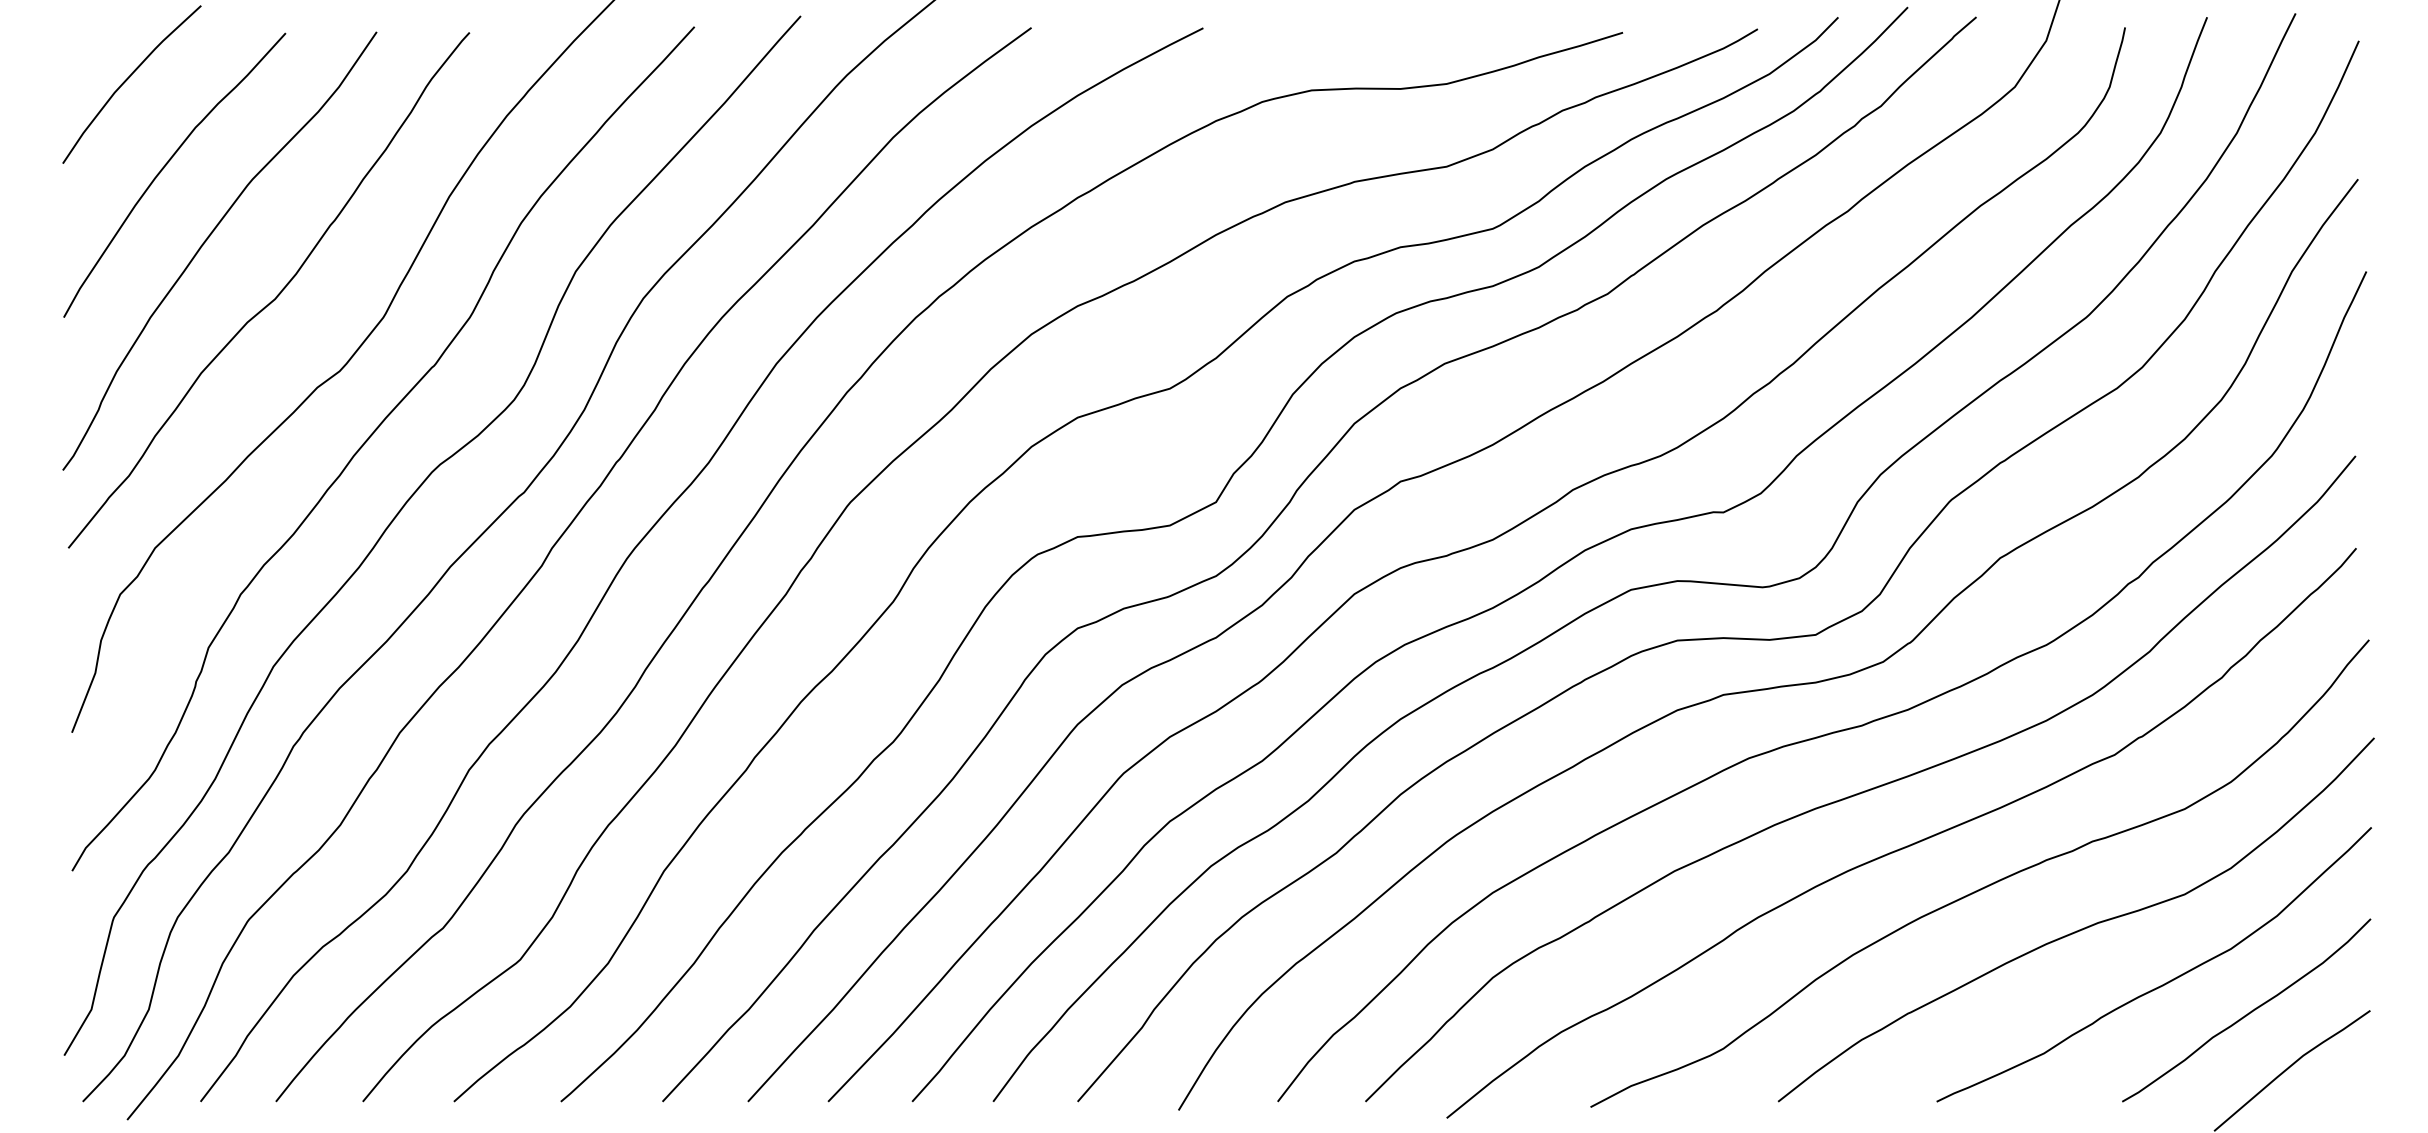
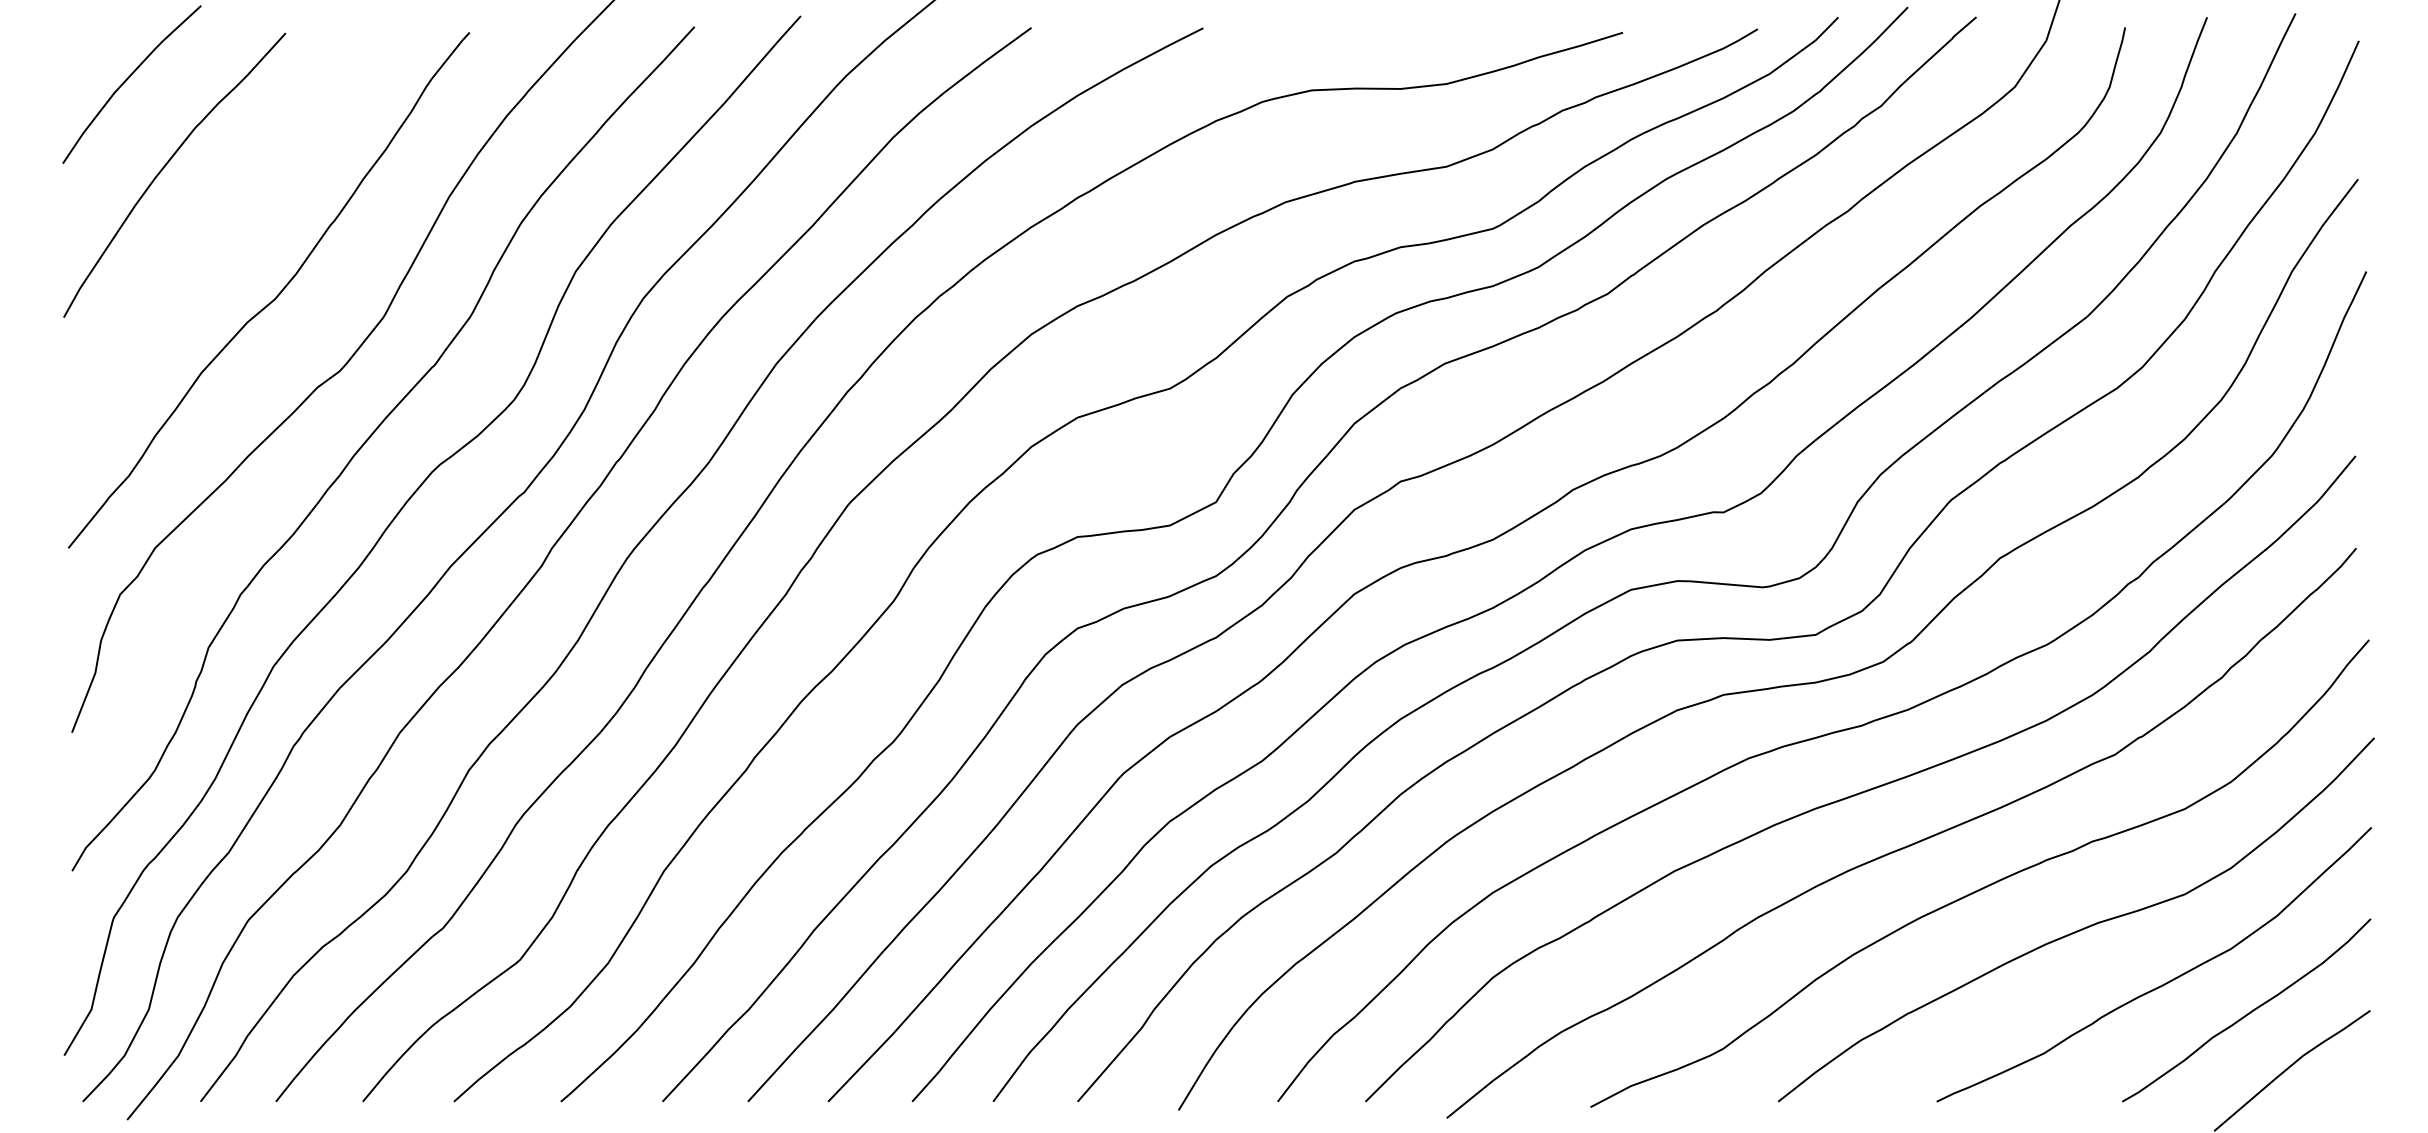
curve: present -> none (207, 240)
